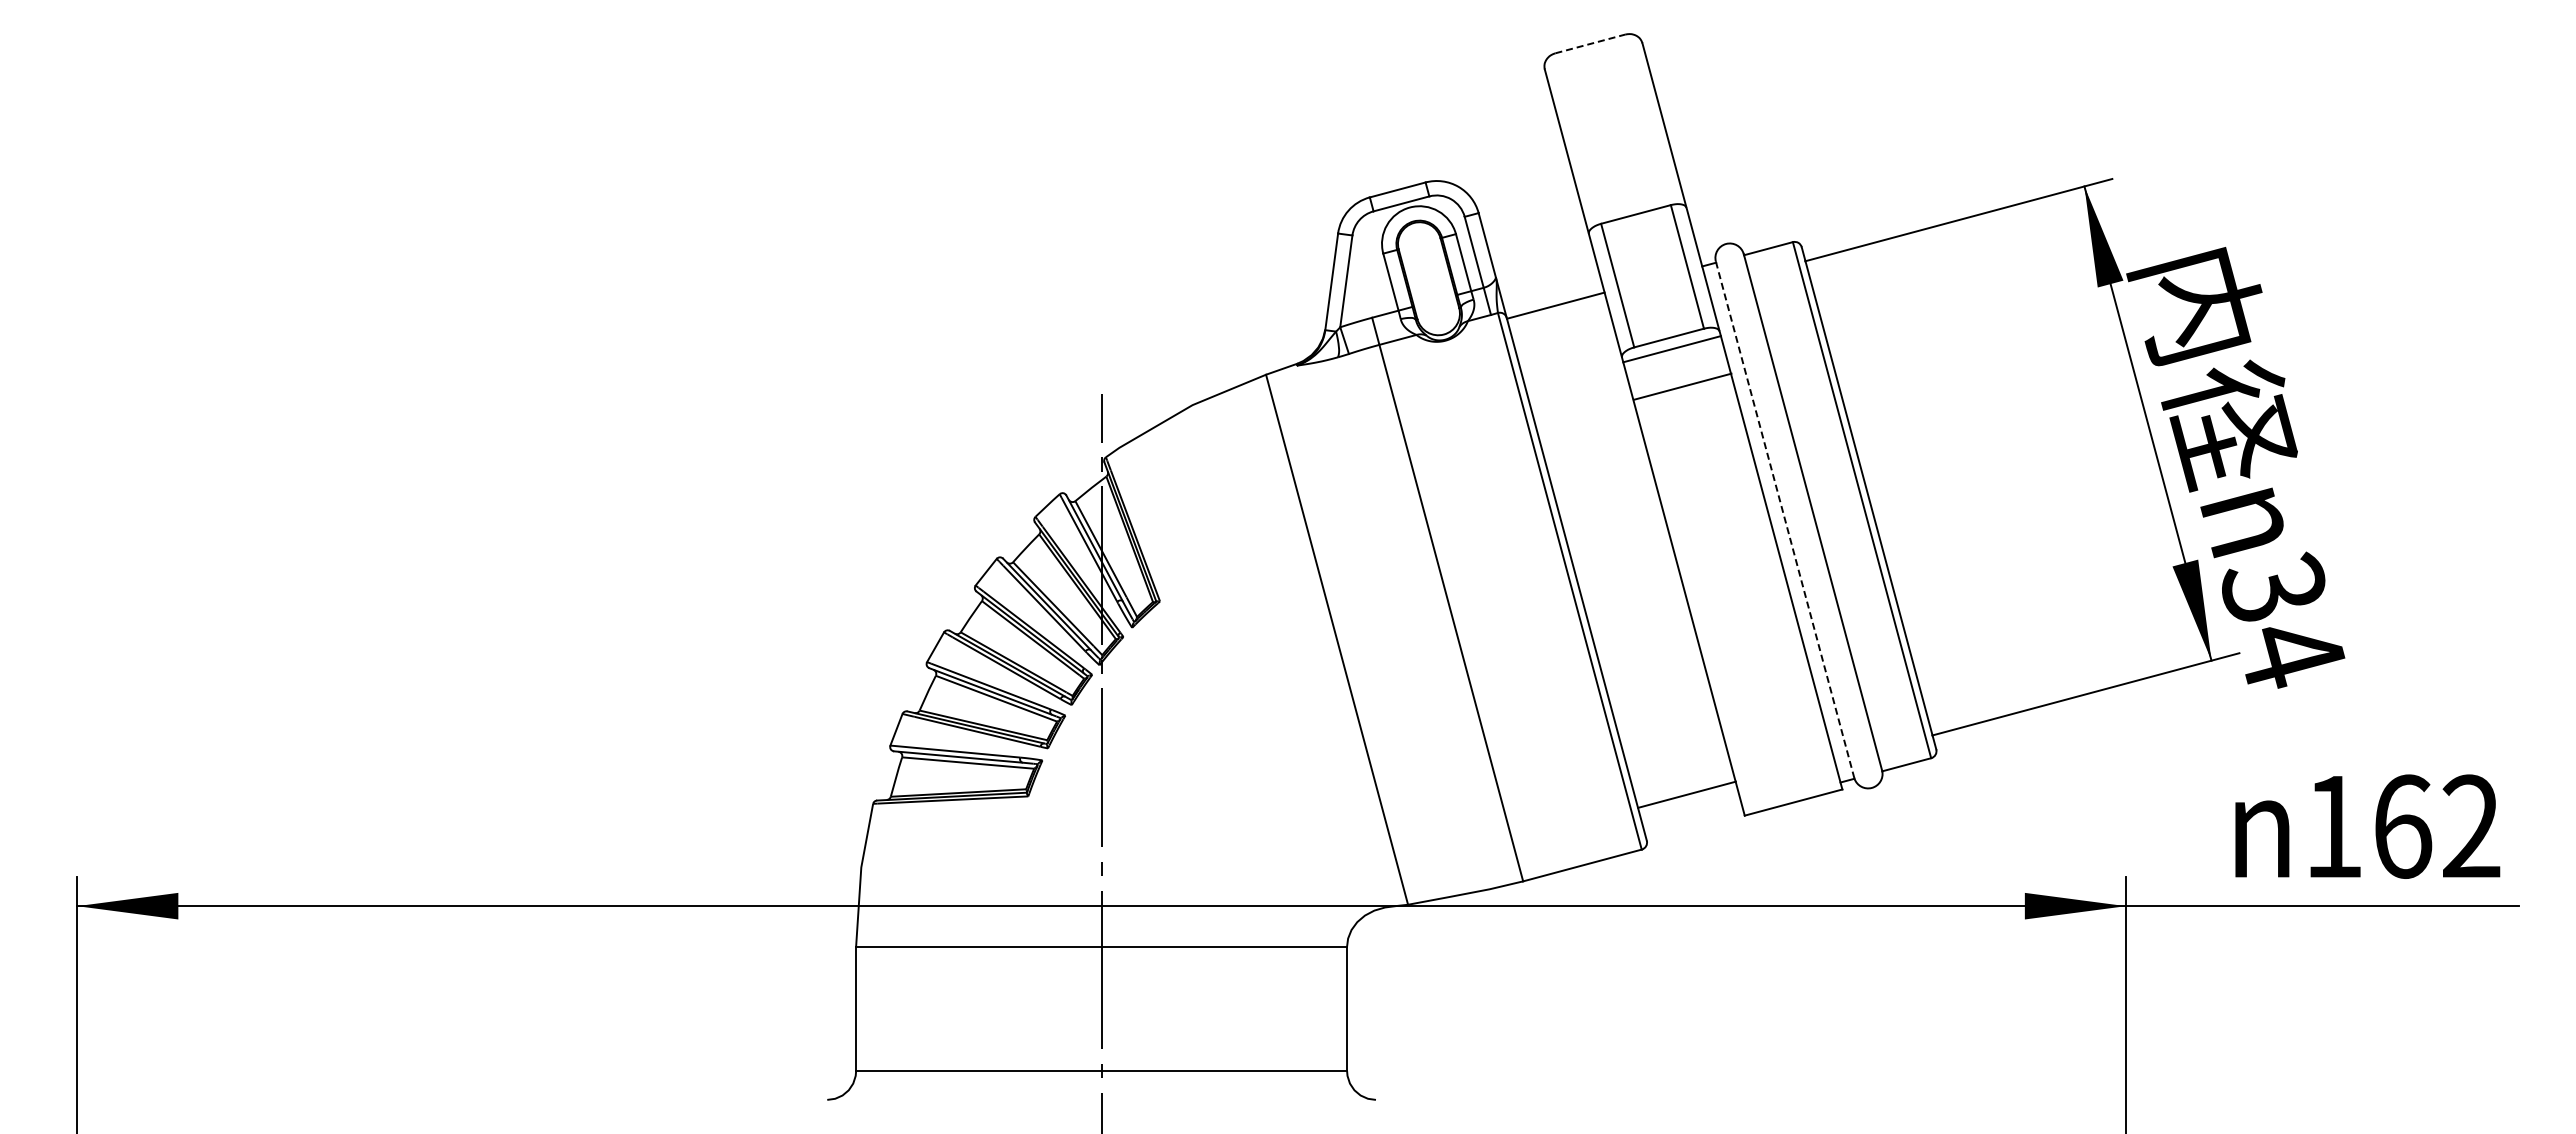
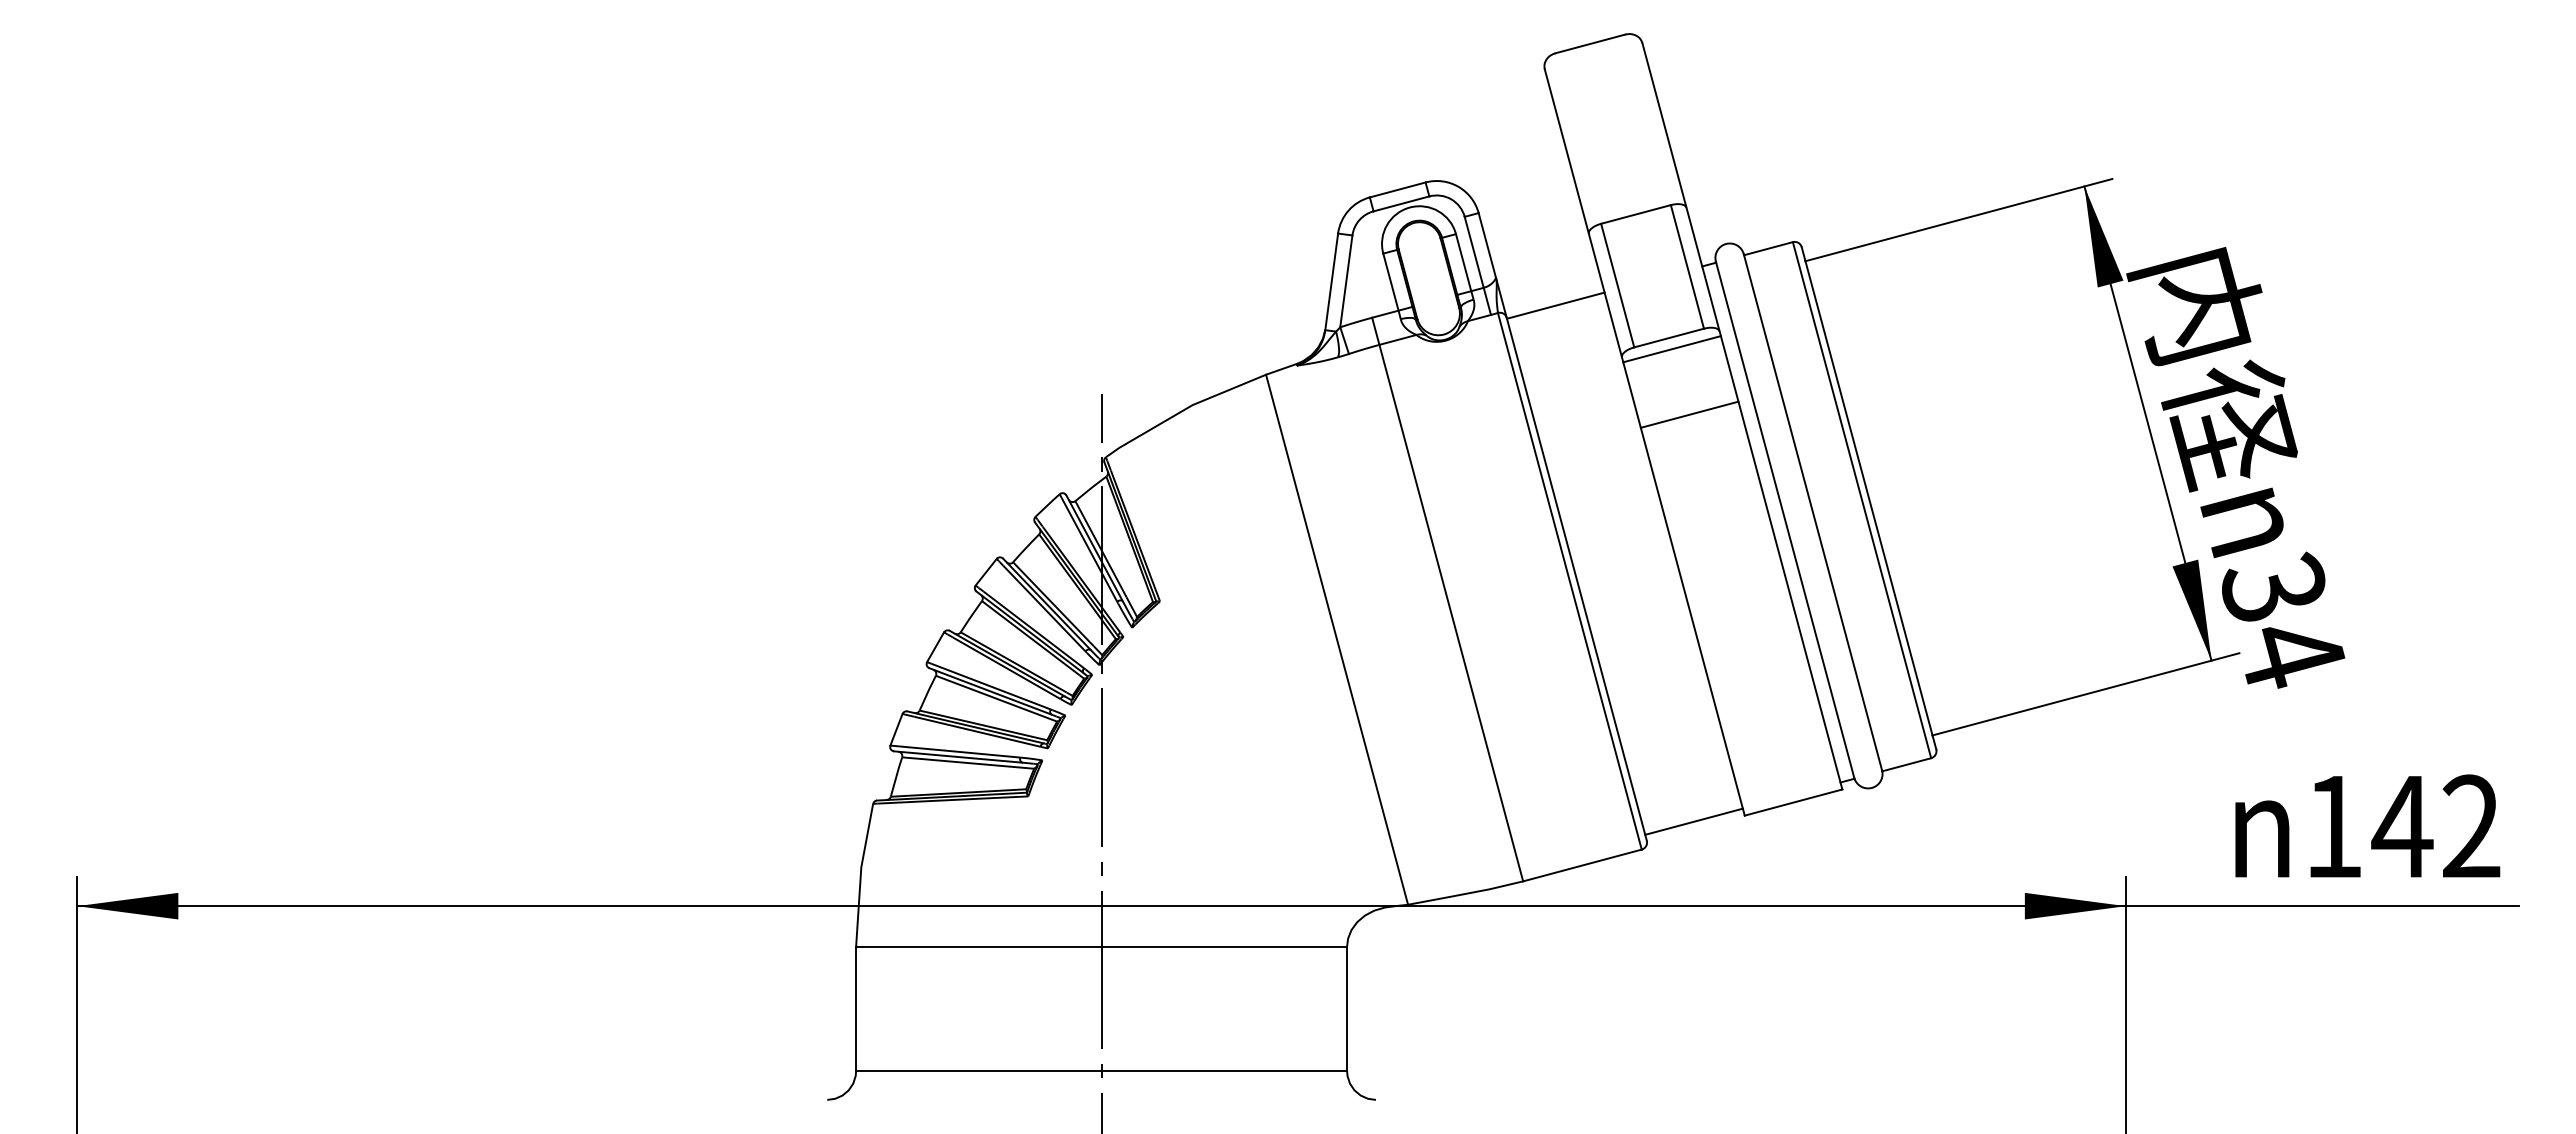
line: dashed -> solid (1590, 43)
line position: (1682, 386) -> (1689, 414) (1689, 414)
line: dashed -> solid (1785, 520)
line position: (1686, 794) -> (1693, 821) (1693, 821)
text: 162 -> 142 (2402, 826)
